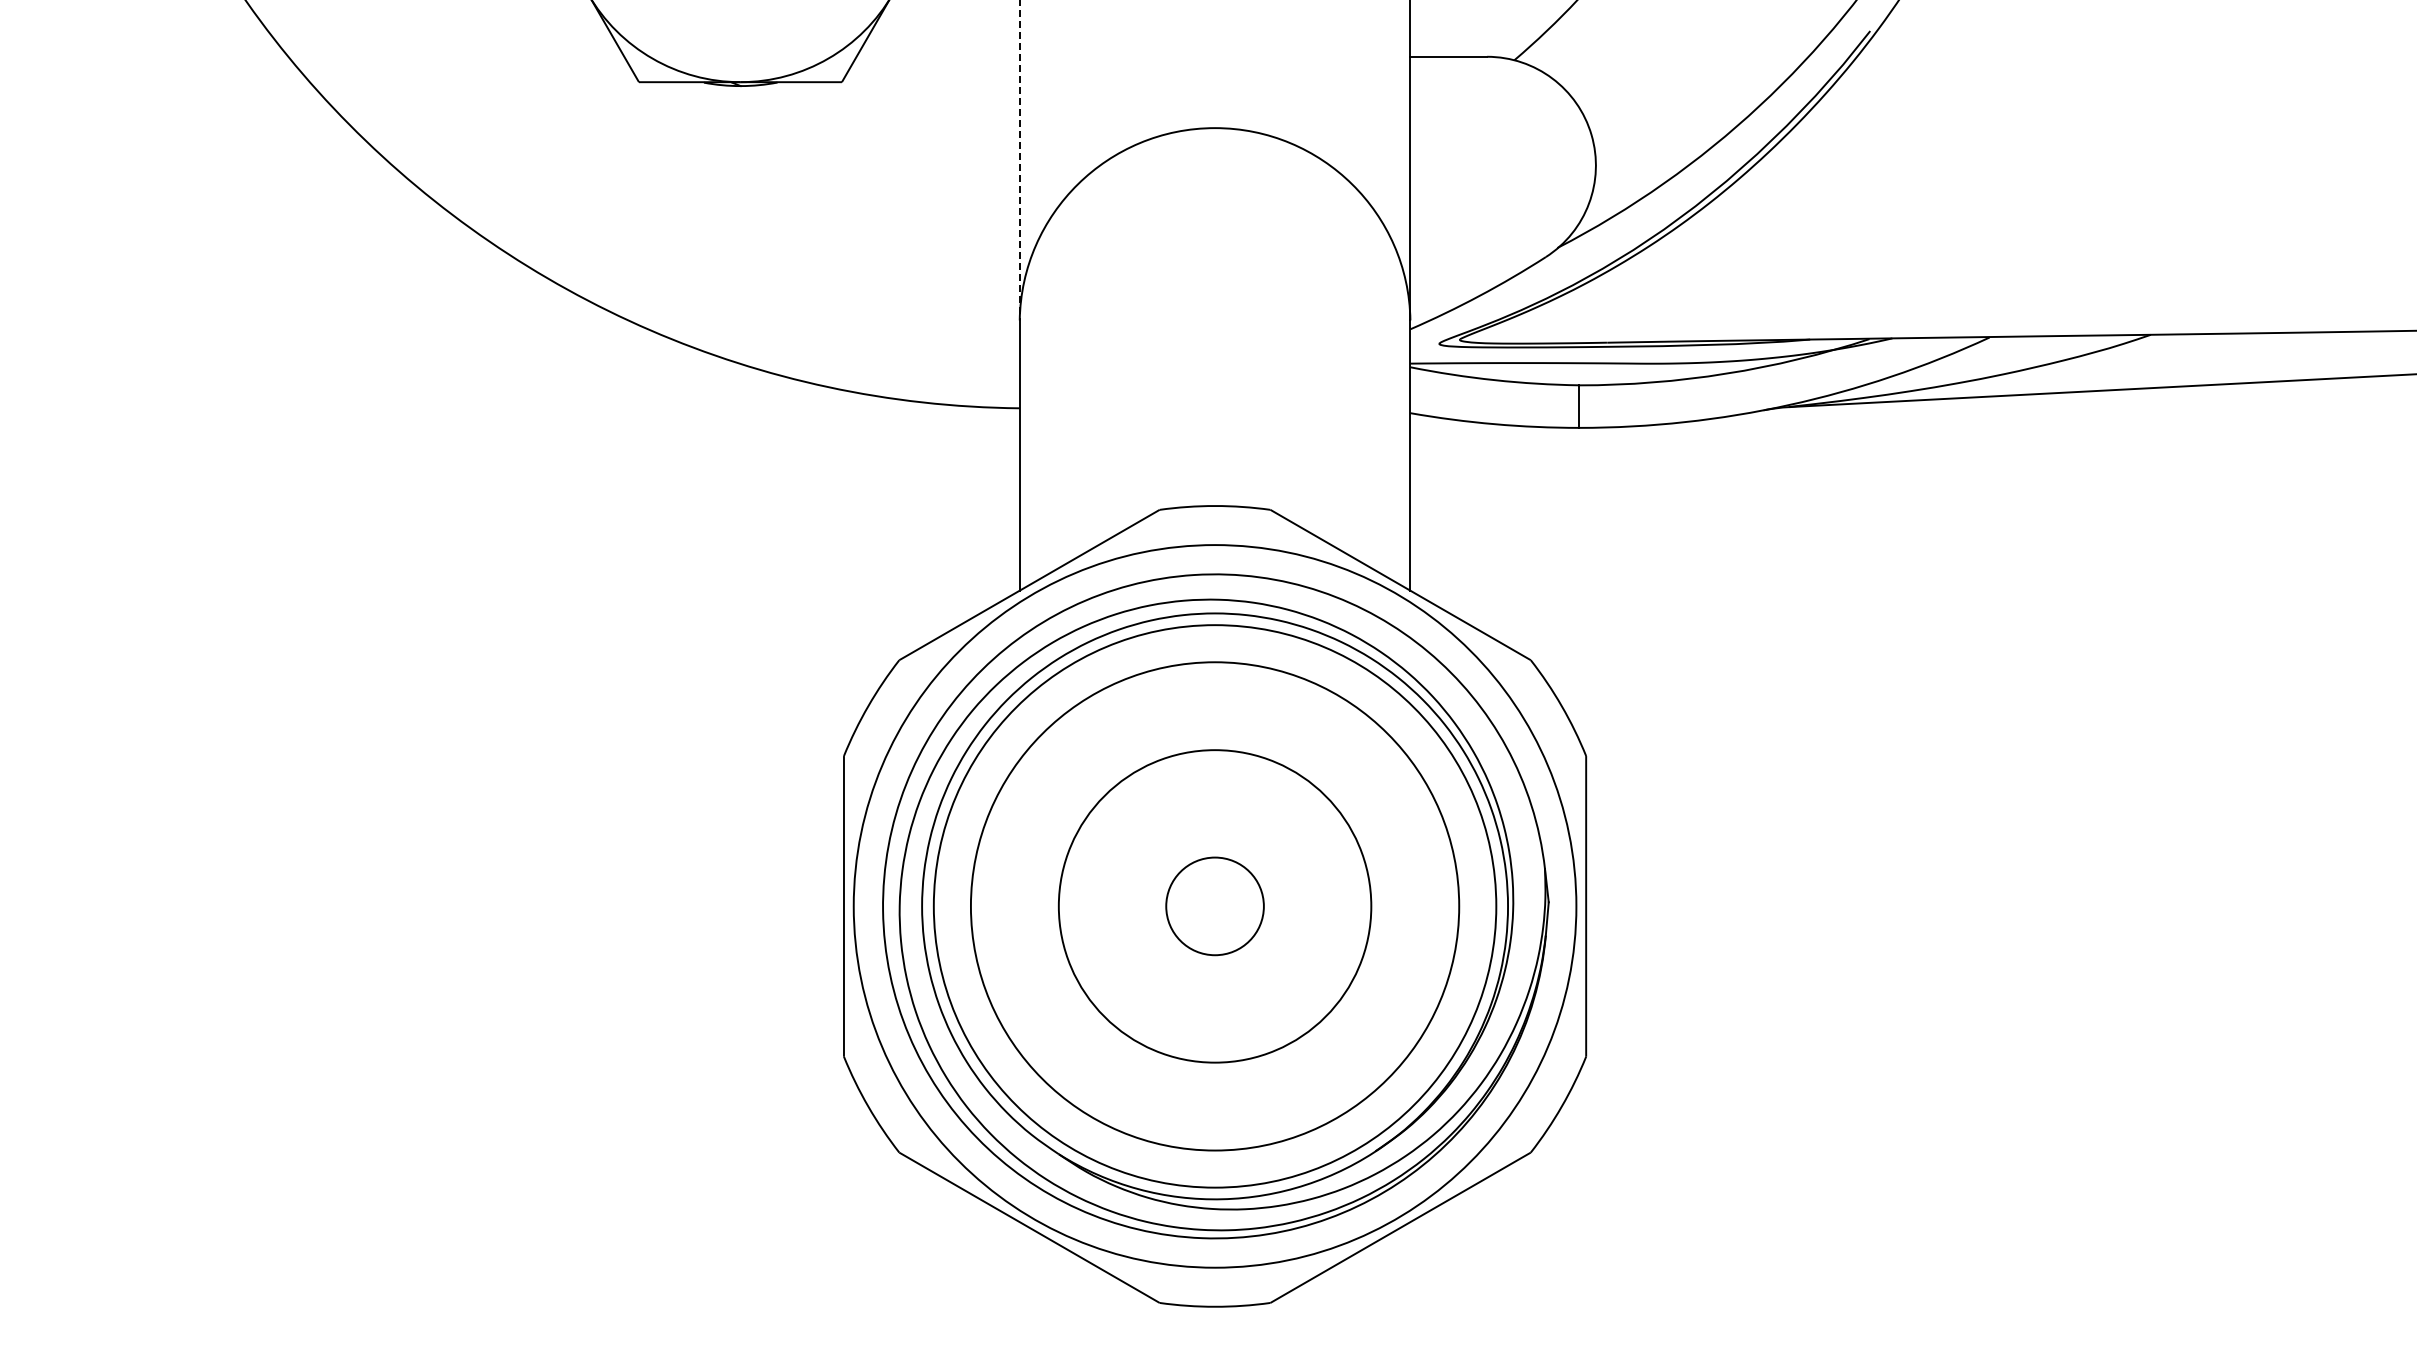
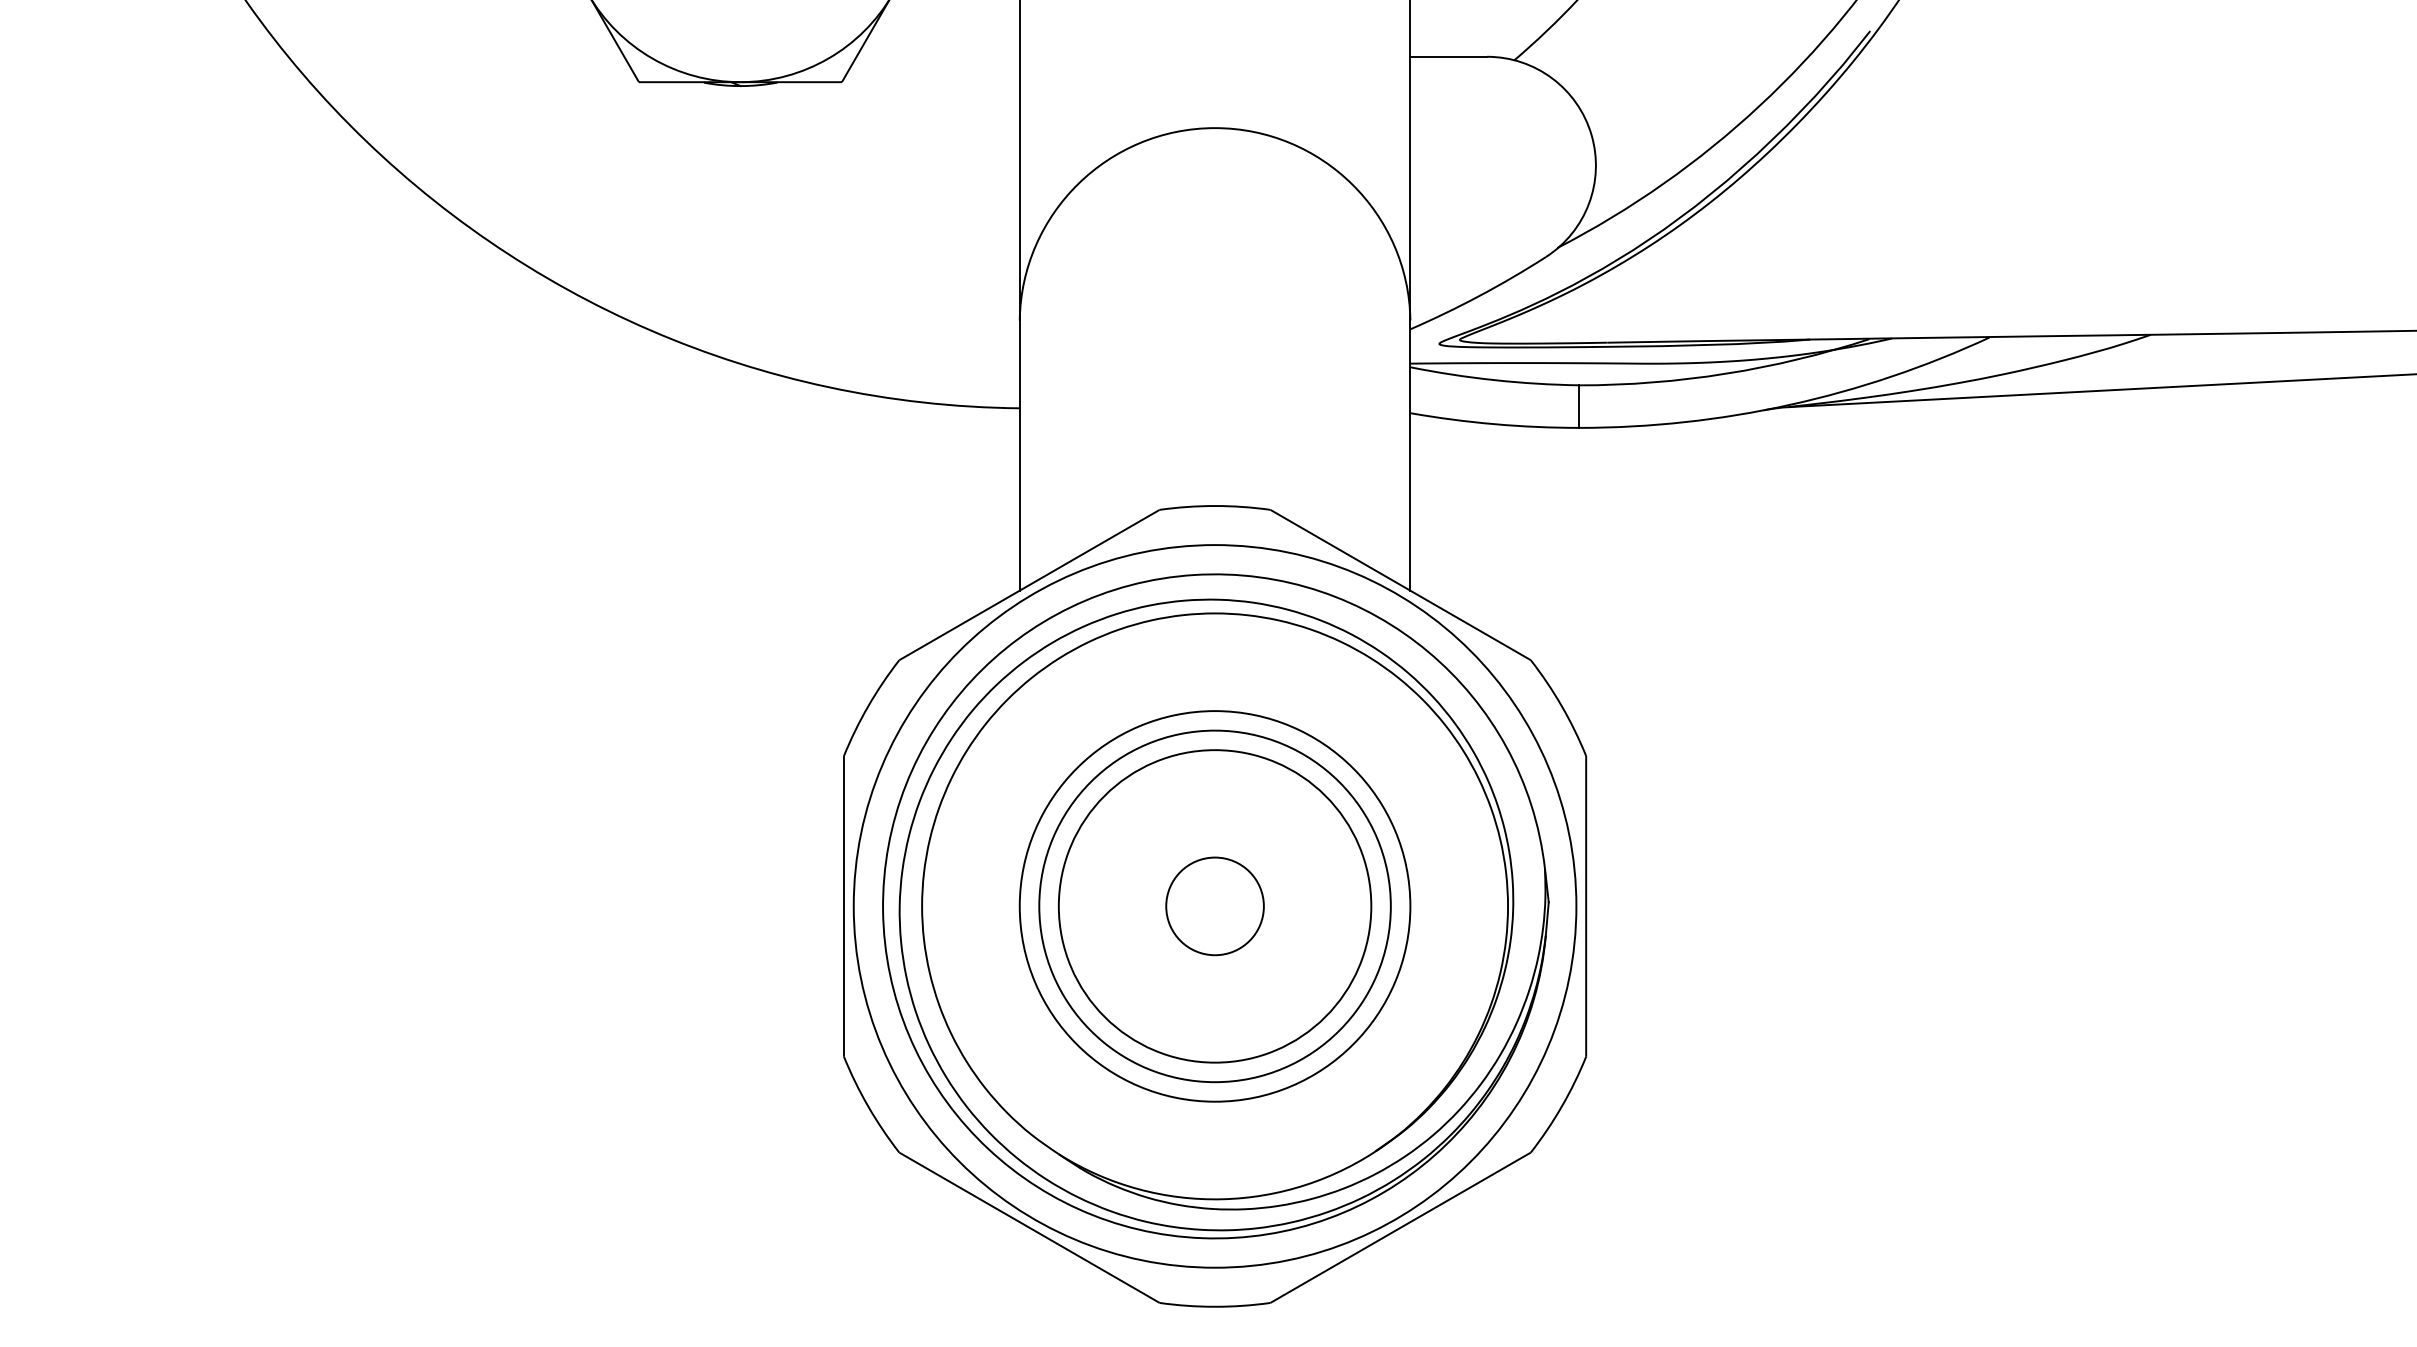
line: dashed -> solid (1019, 160)
circle diameter: 488 px -> 391 px (1214, 906)
circle diameter: 562 px -> 352 px (1214, 906)
